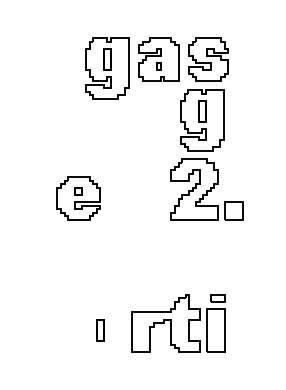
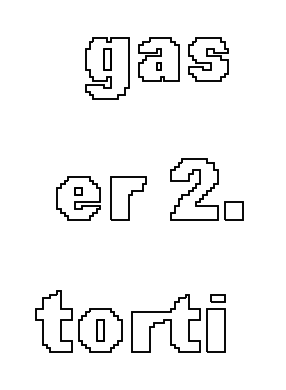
part: present -> none (202, 120)
part: none -> present (128, 198)
part: none -> present (78, 321)
